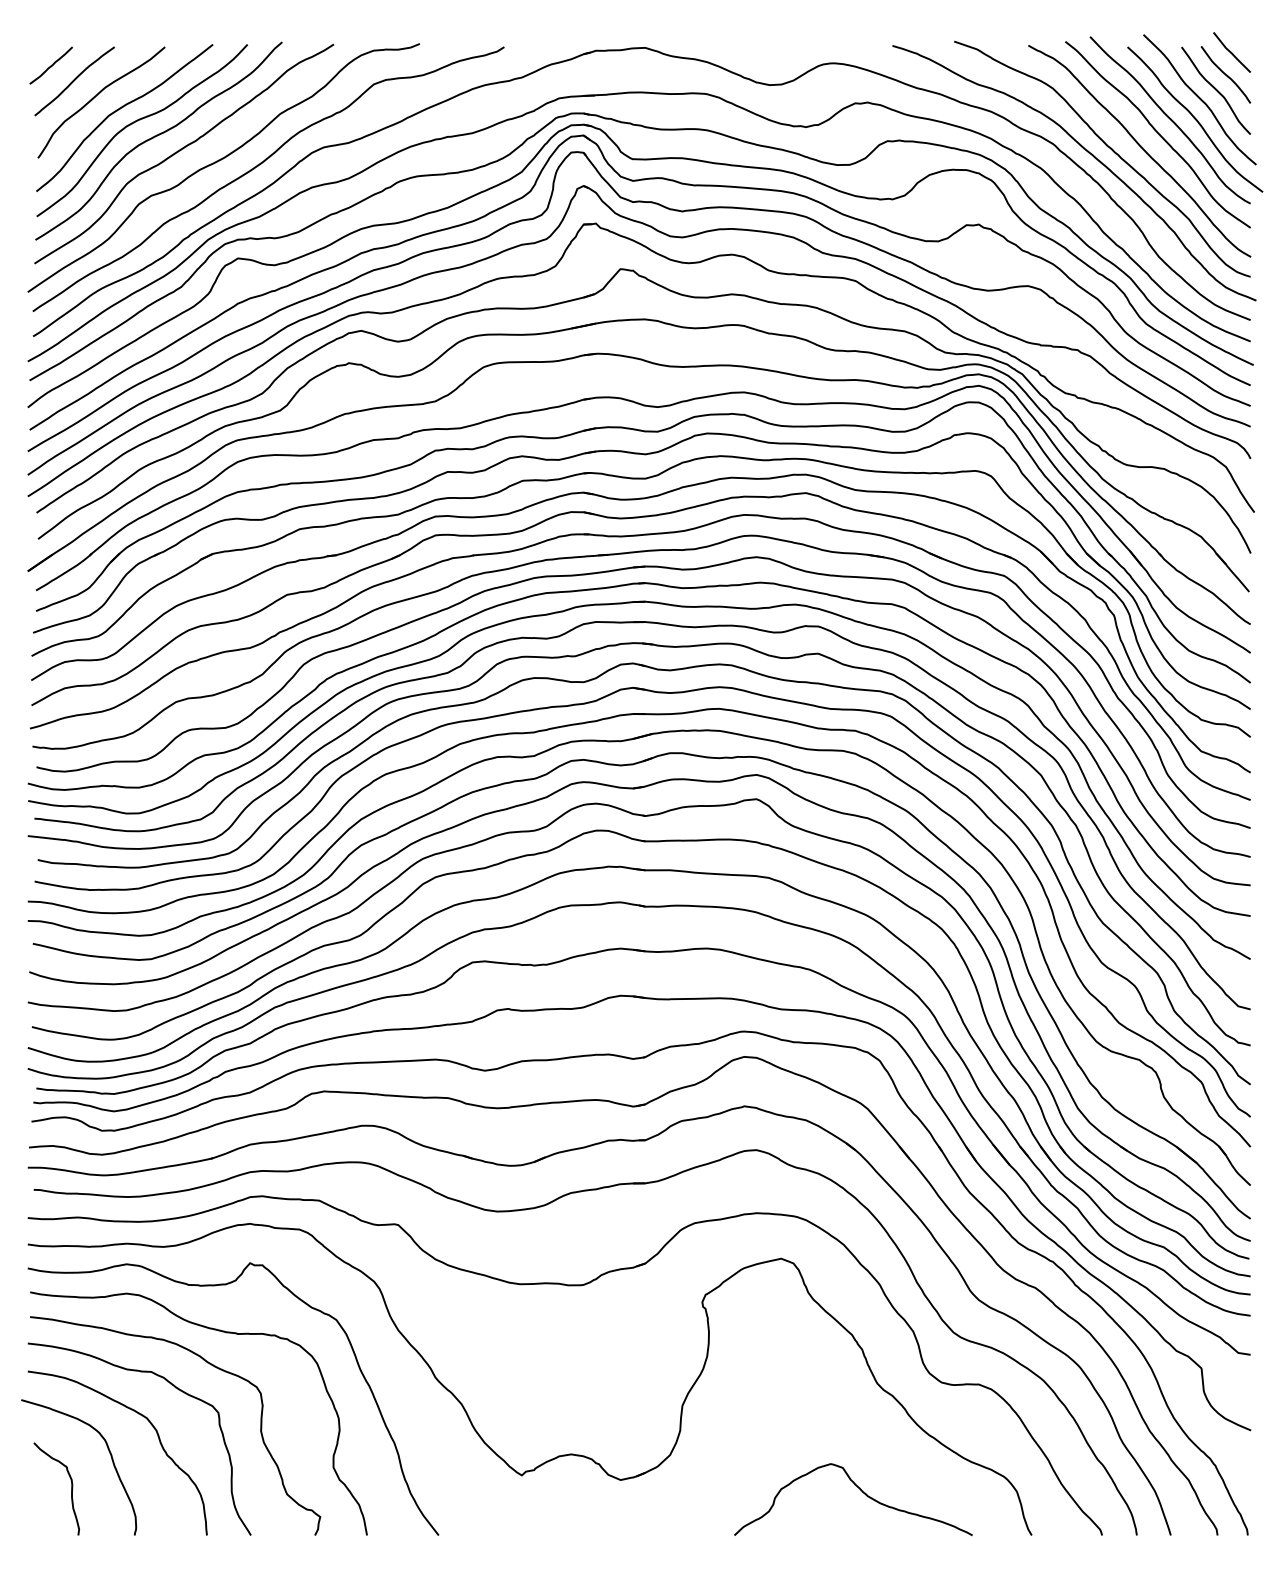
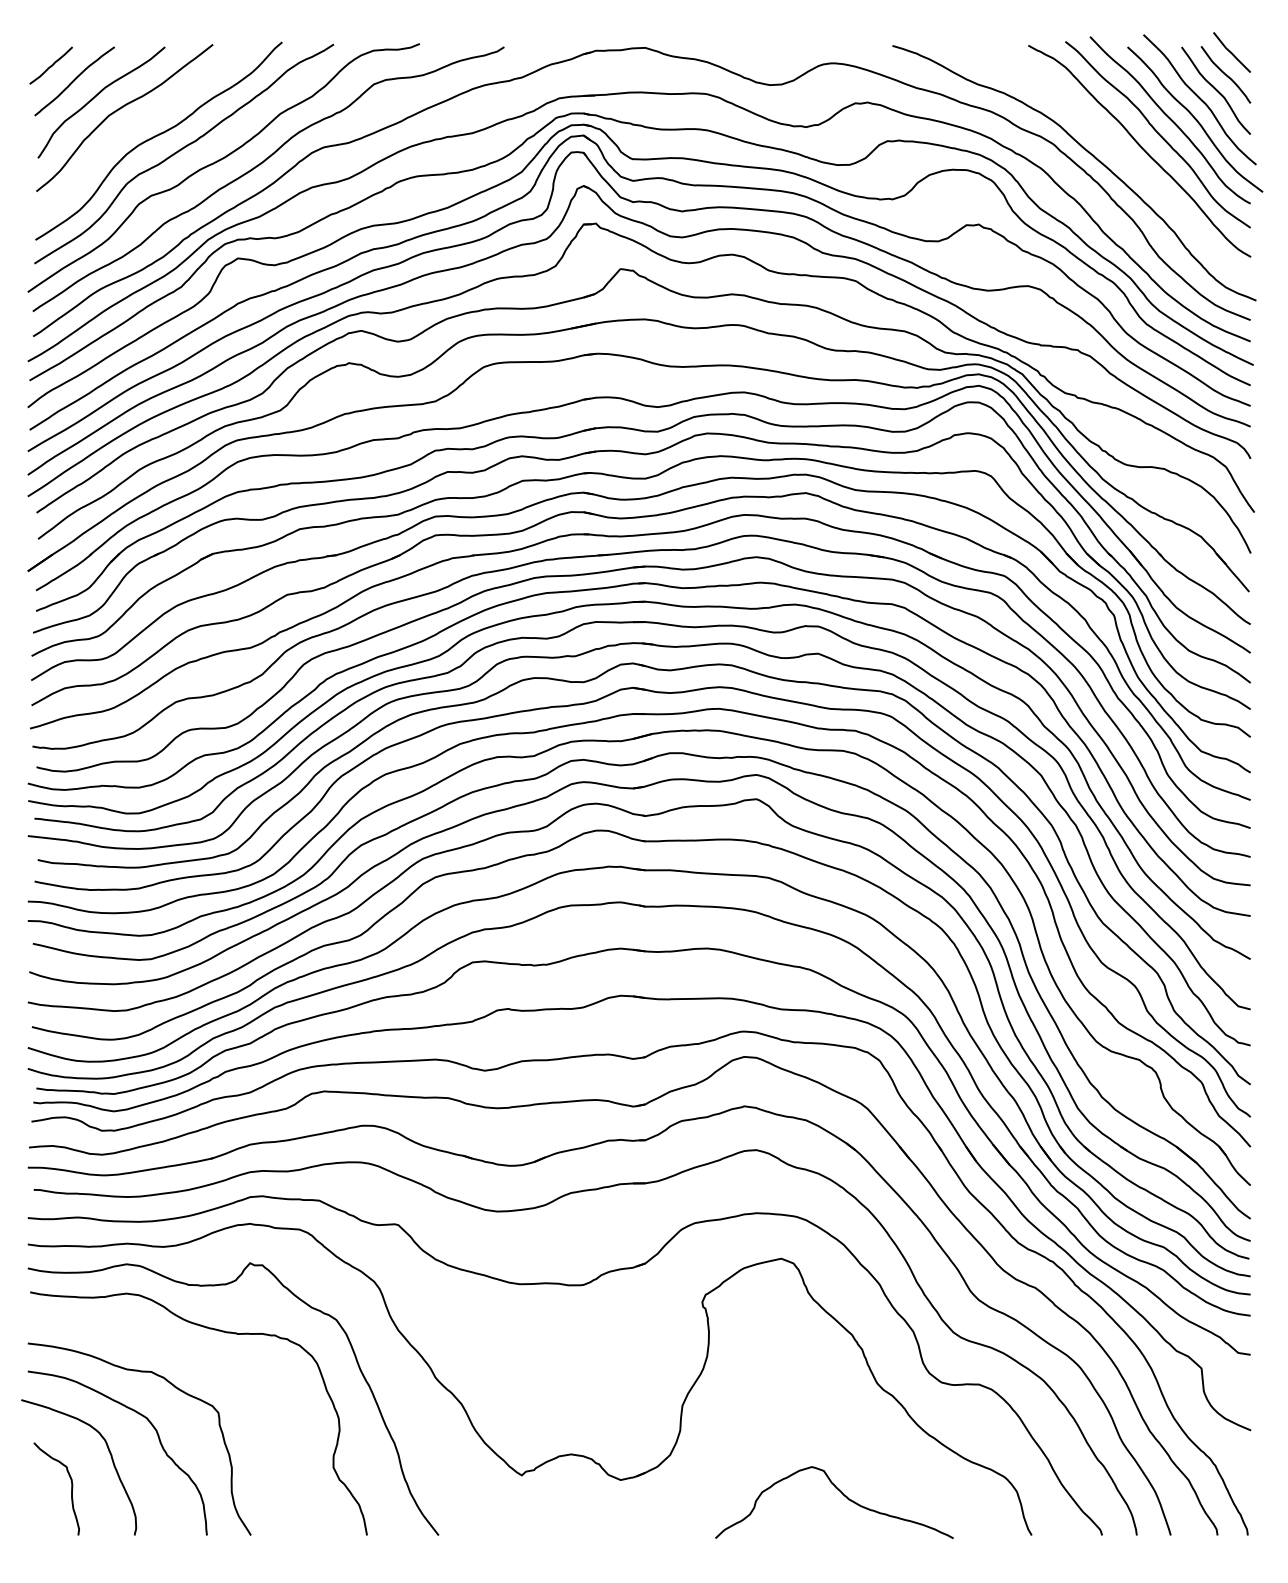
curve: present -> none (138, 121)
curve: present -> none (1110, 149)
curve: present -> none (212, 1366)
curve position: (861, 1491) -> (842, 1494) (842, 1494)
